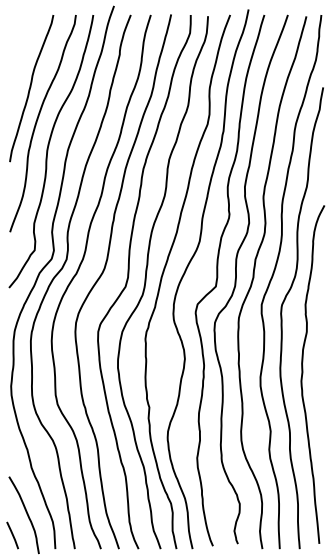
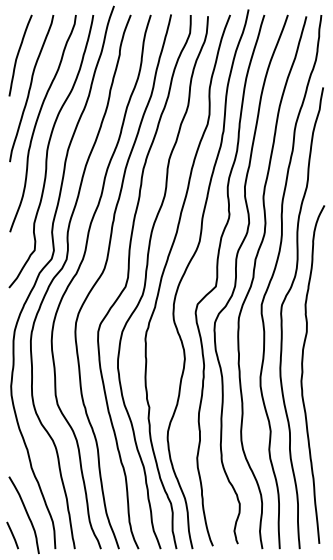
curve: none -> present (18, 55)
